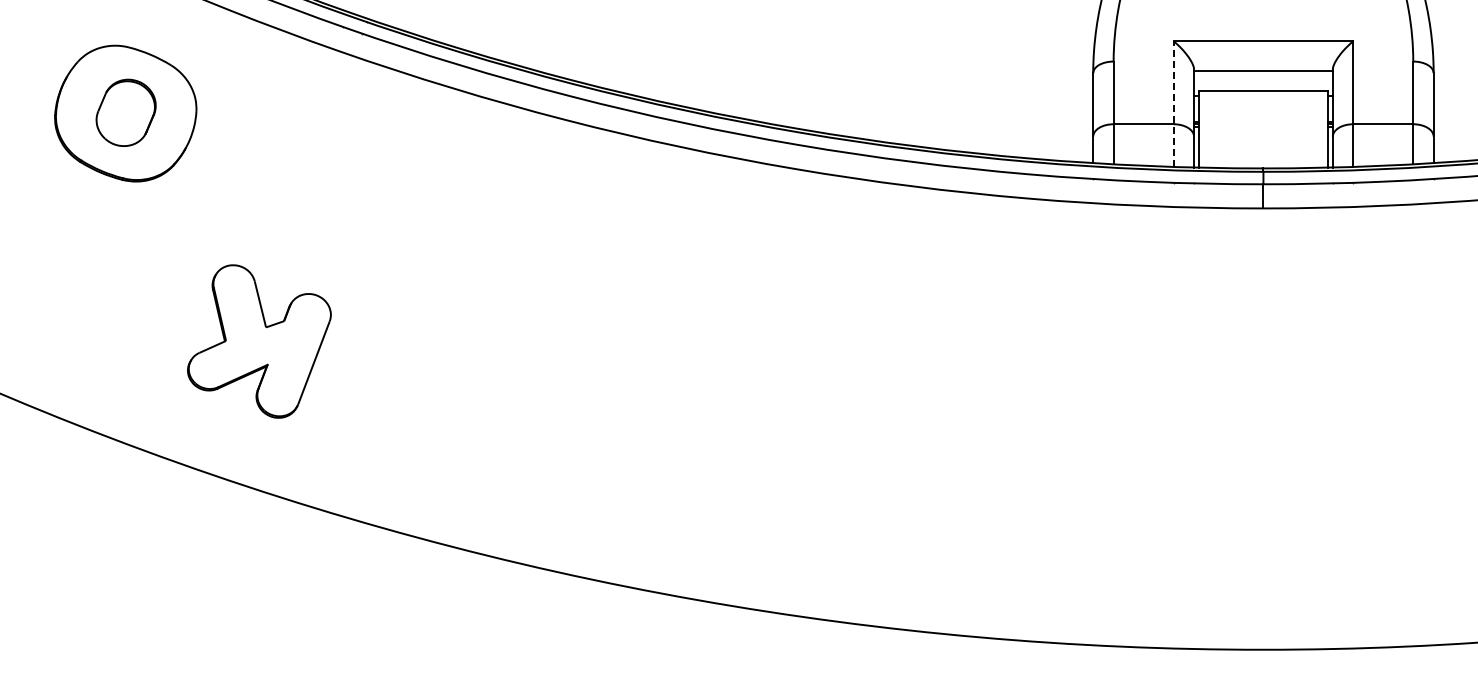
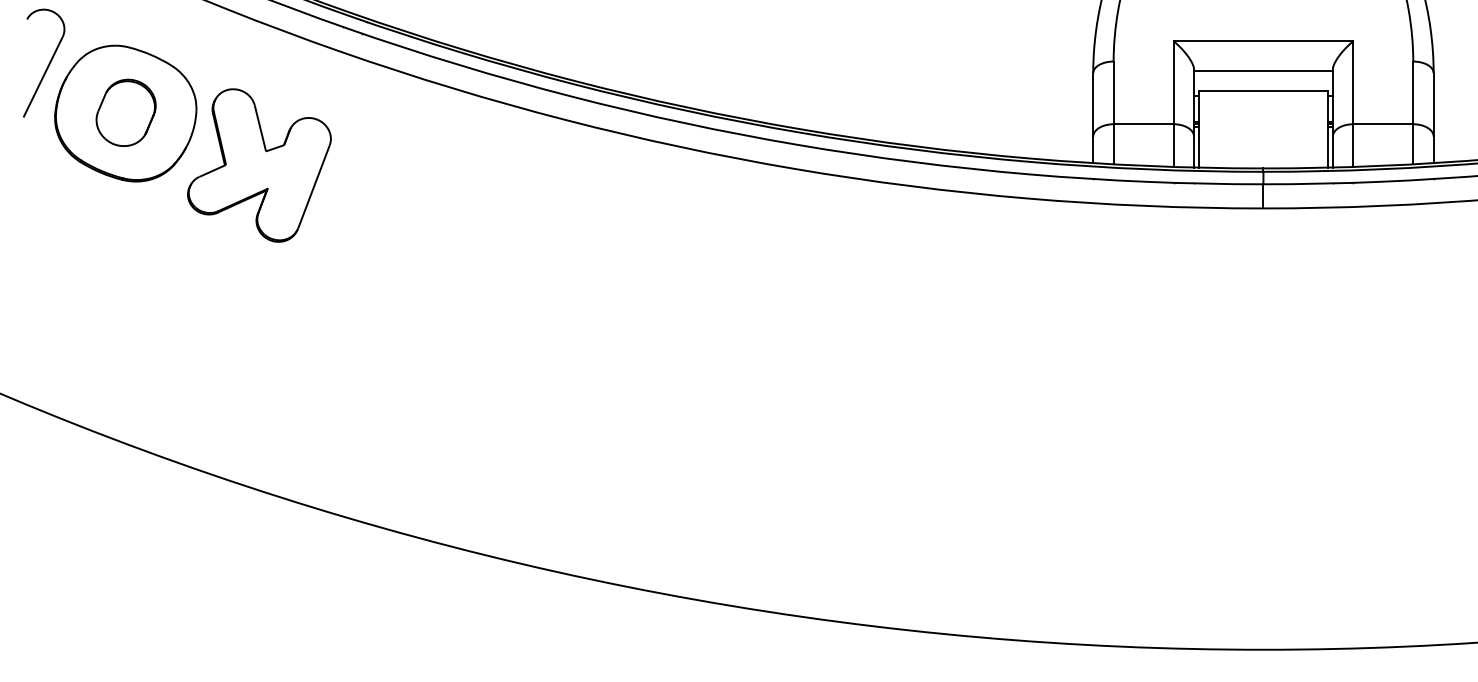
part: none -> present (44, 62)
line: dashed -> solid (1173, 104)
part position: (259, 341) -> (259, 165) (259, 165)
